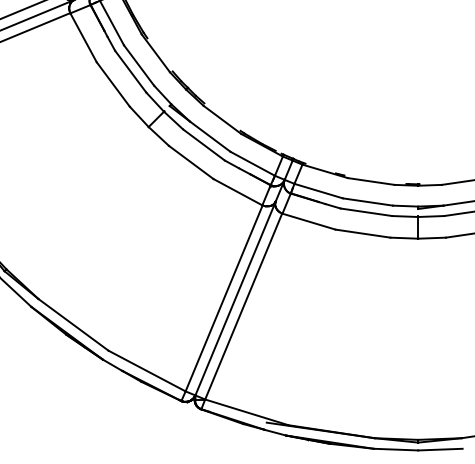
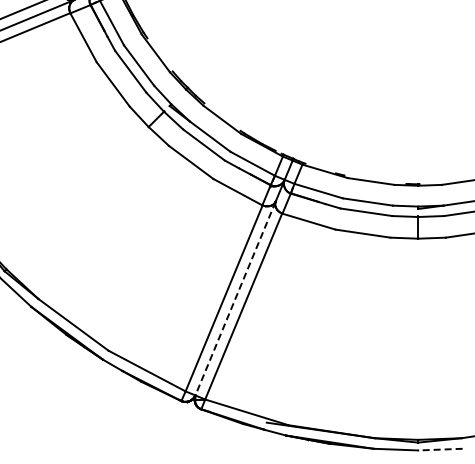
line: solid -> dashed (235, 298)
line: solid -> dashed (439, 449)
